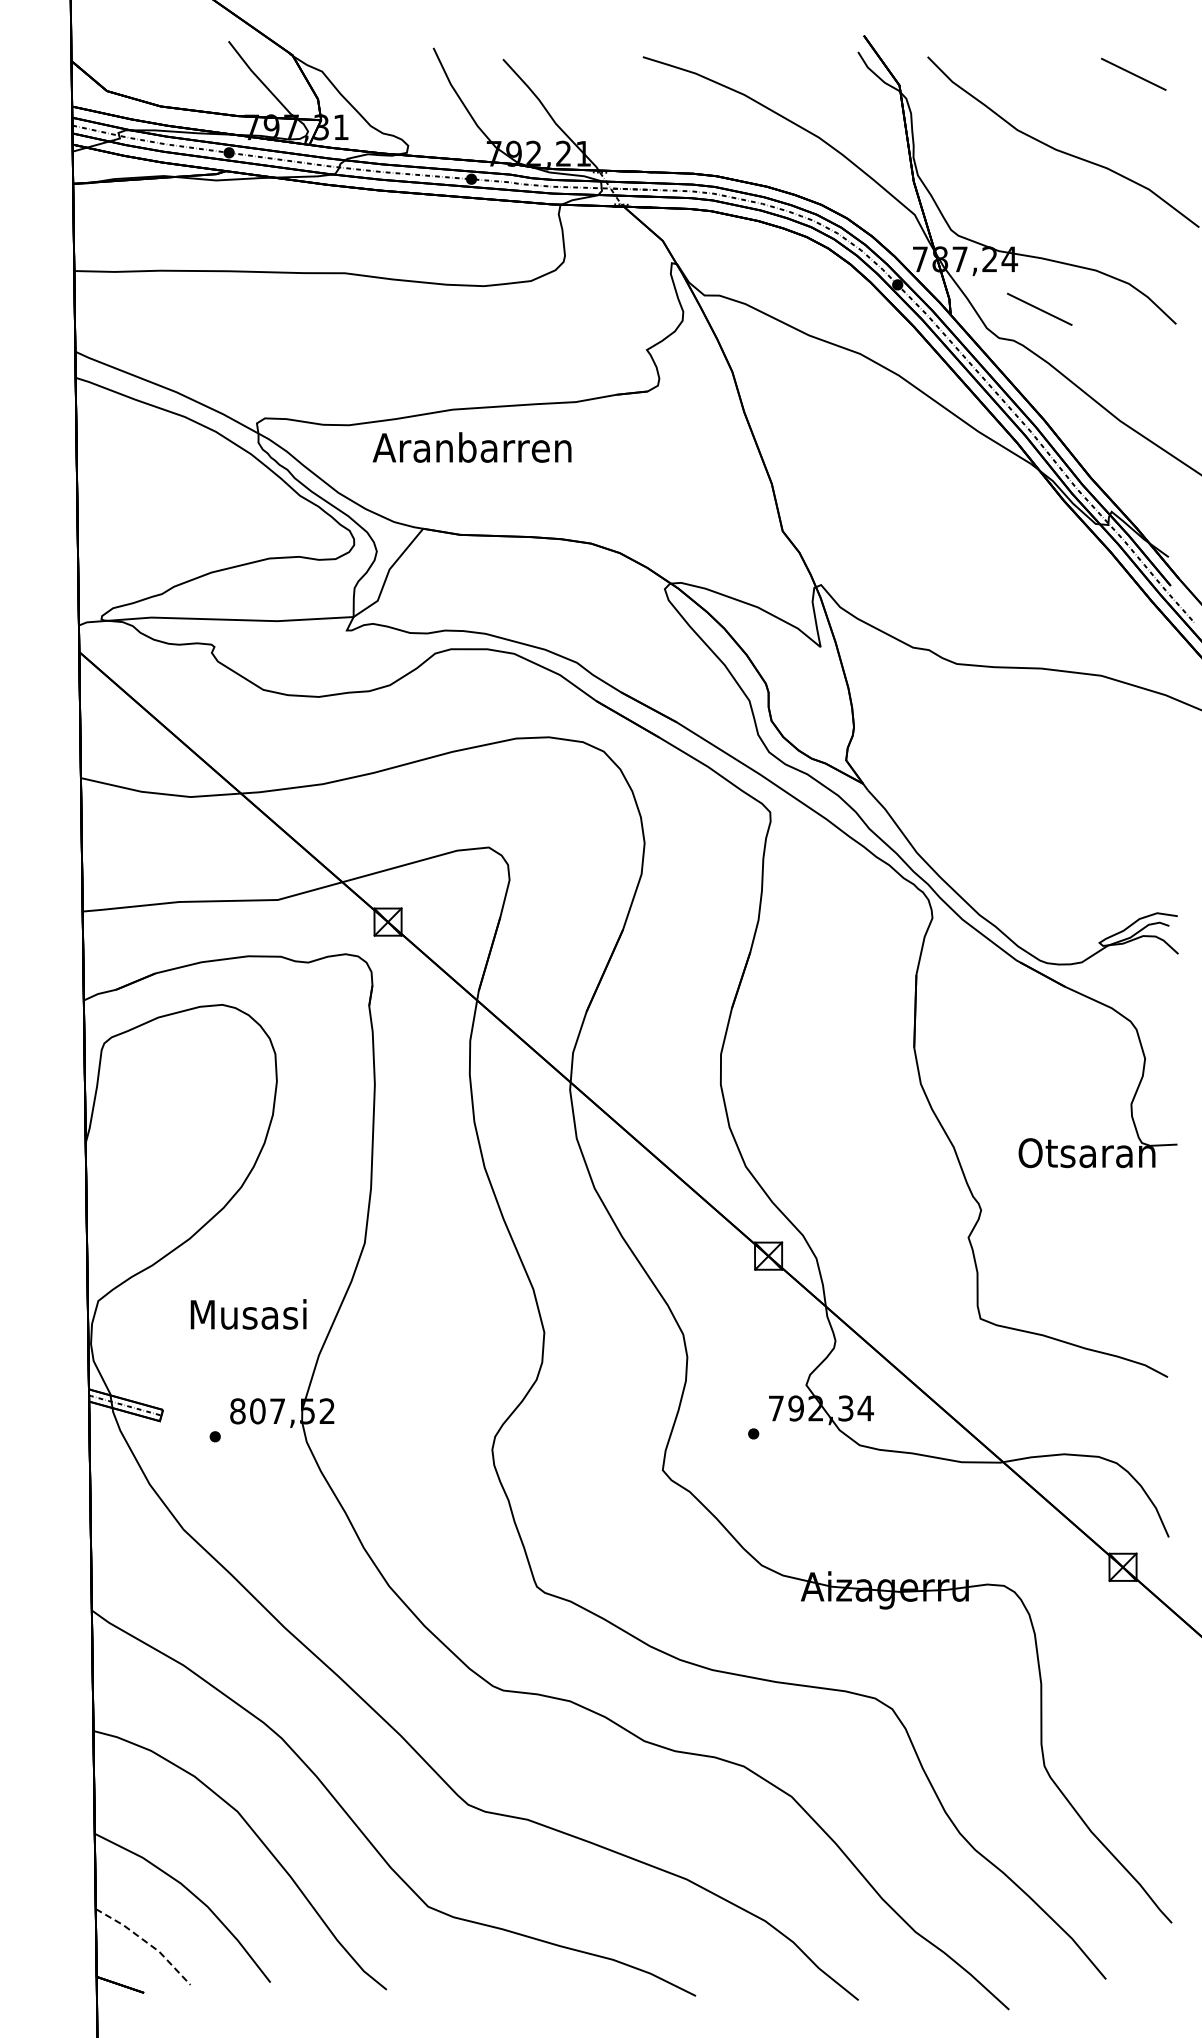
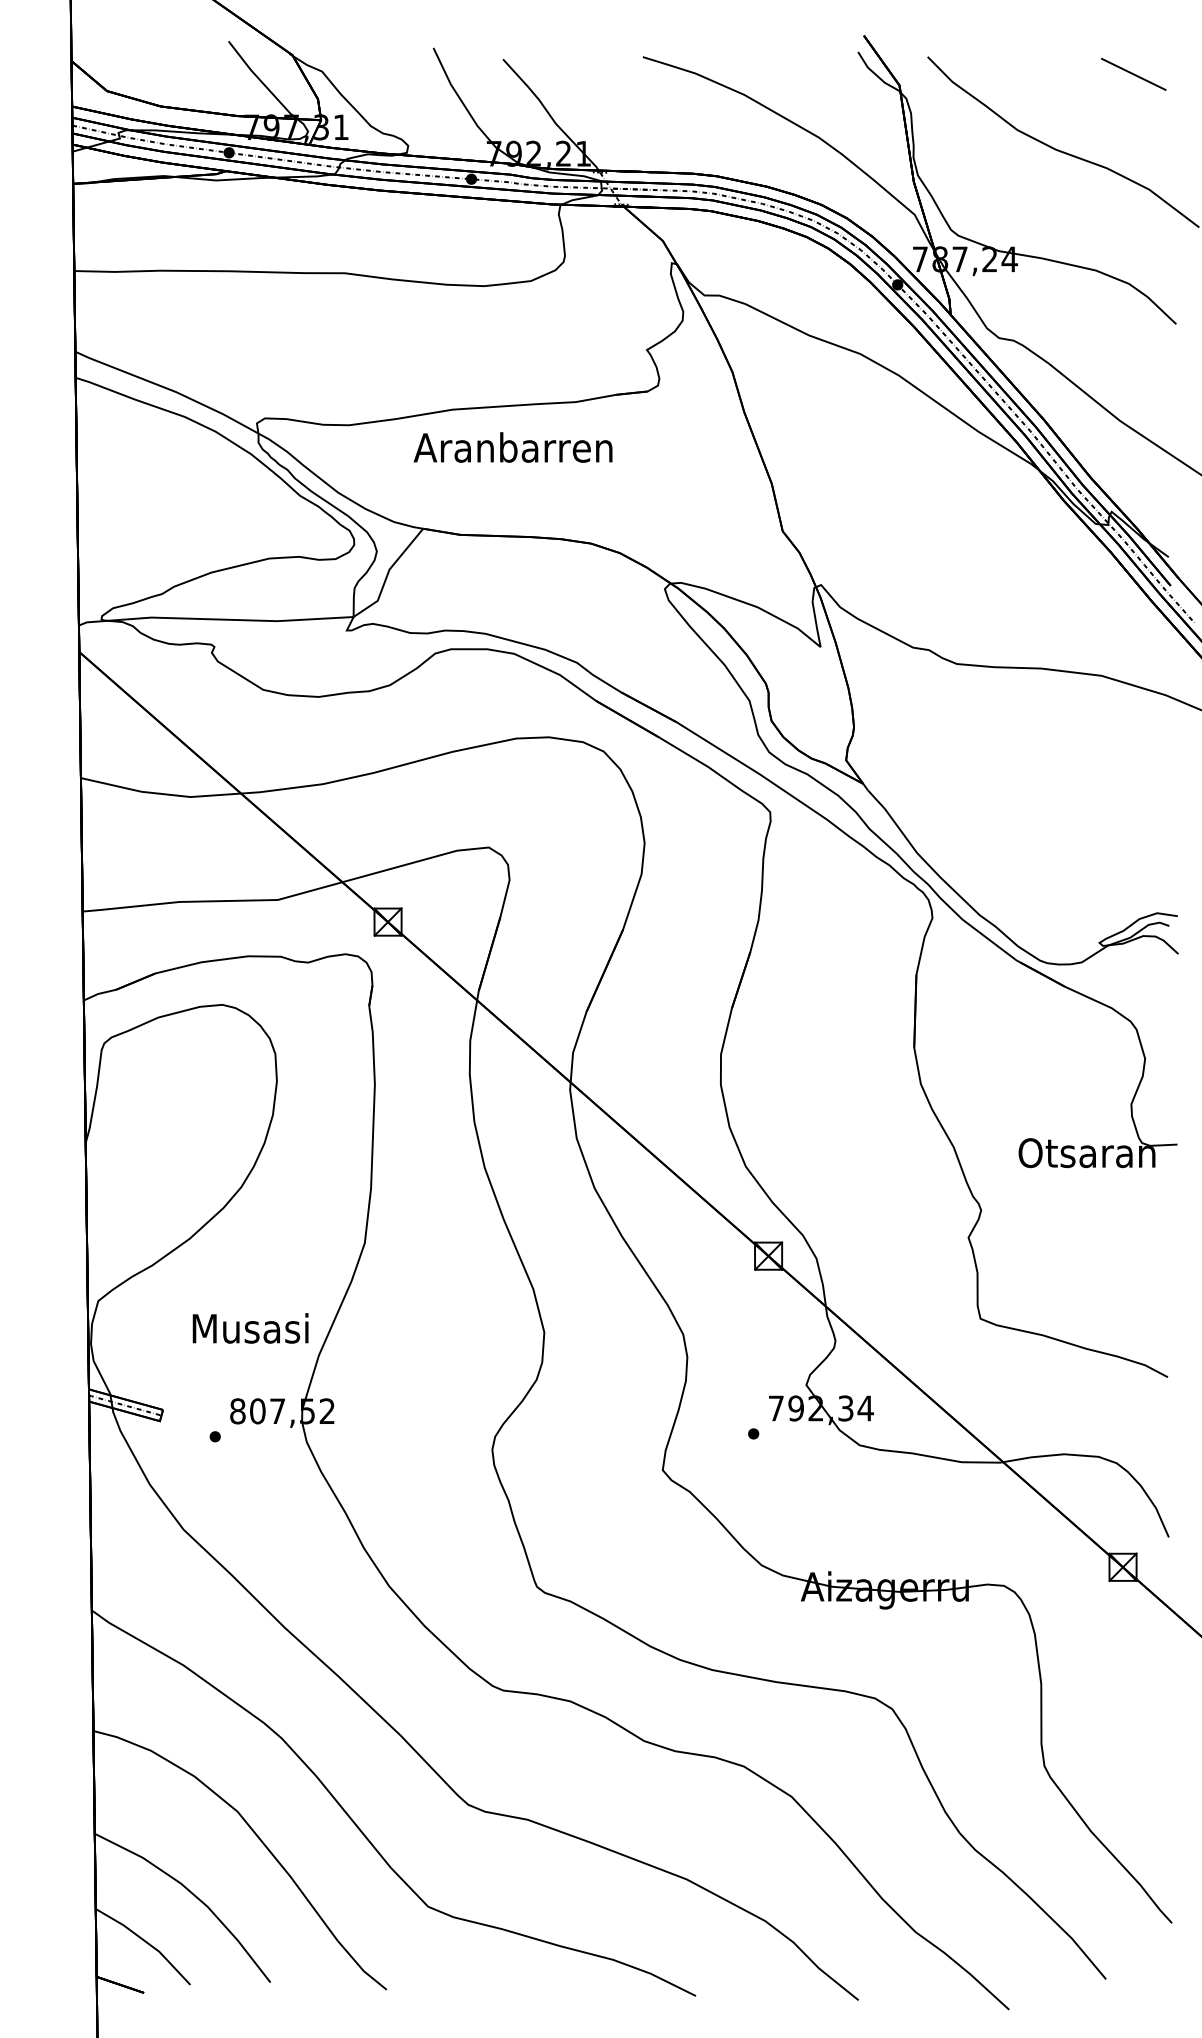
line: present -> none (1039, 308)
text position: (471, 447) -> (512, 447) (512, 447)
text position: (248, 1314) -> (250, 1328) (250, 1328)
line: dashed -> solid (146, 1942)
